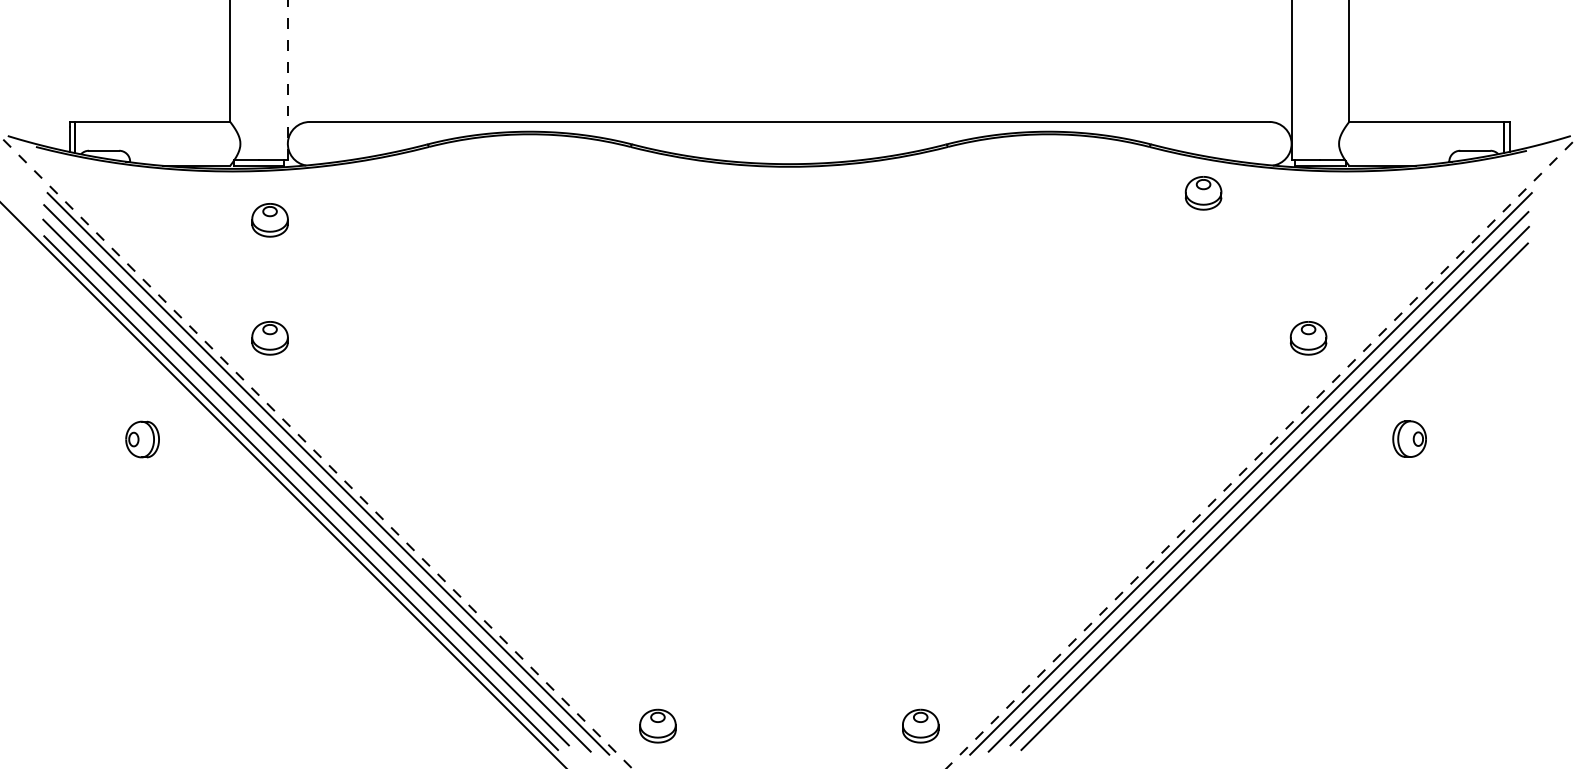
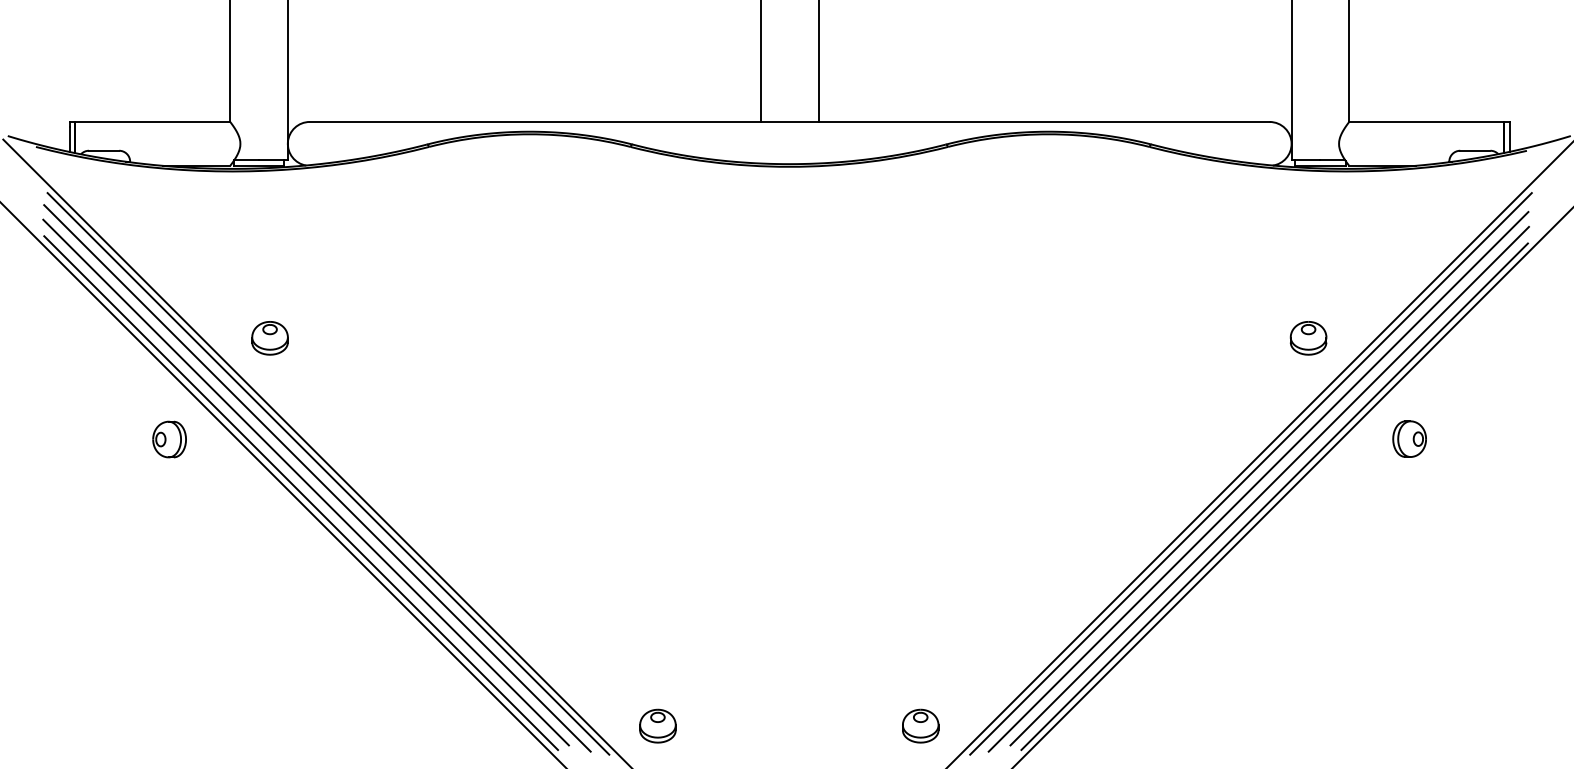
line: none -> present (760, 61)
line: none -> present (818, 61)
line: dashed -> solid (287, 80)
part: present -> none (1203, 193)
part: present -> none (269, 220)
part position: (142, 439) -> (169, 439) (169, 439)
line: dashed -> solid (317, 454)
line: dashed -> solid (1260, 454)
line: none -> present (1292, 487)
